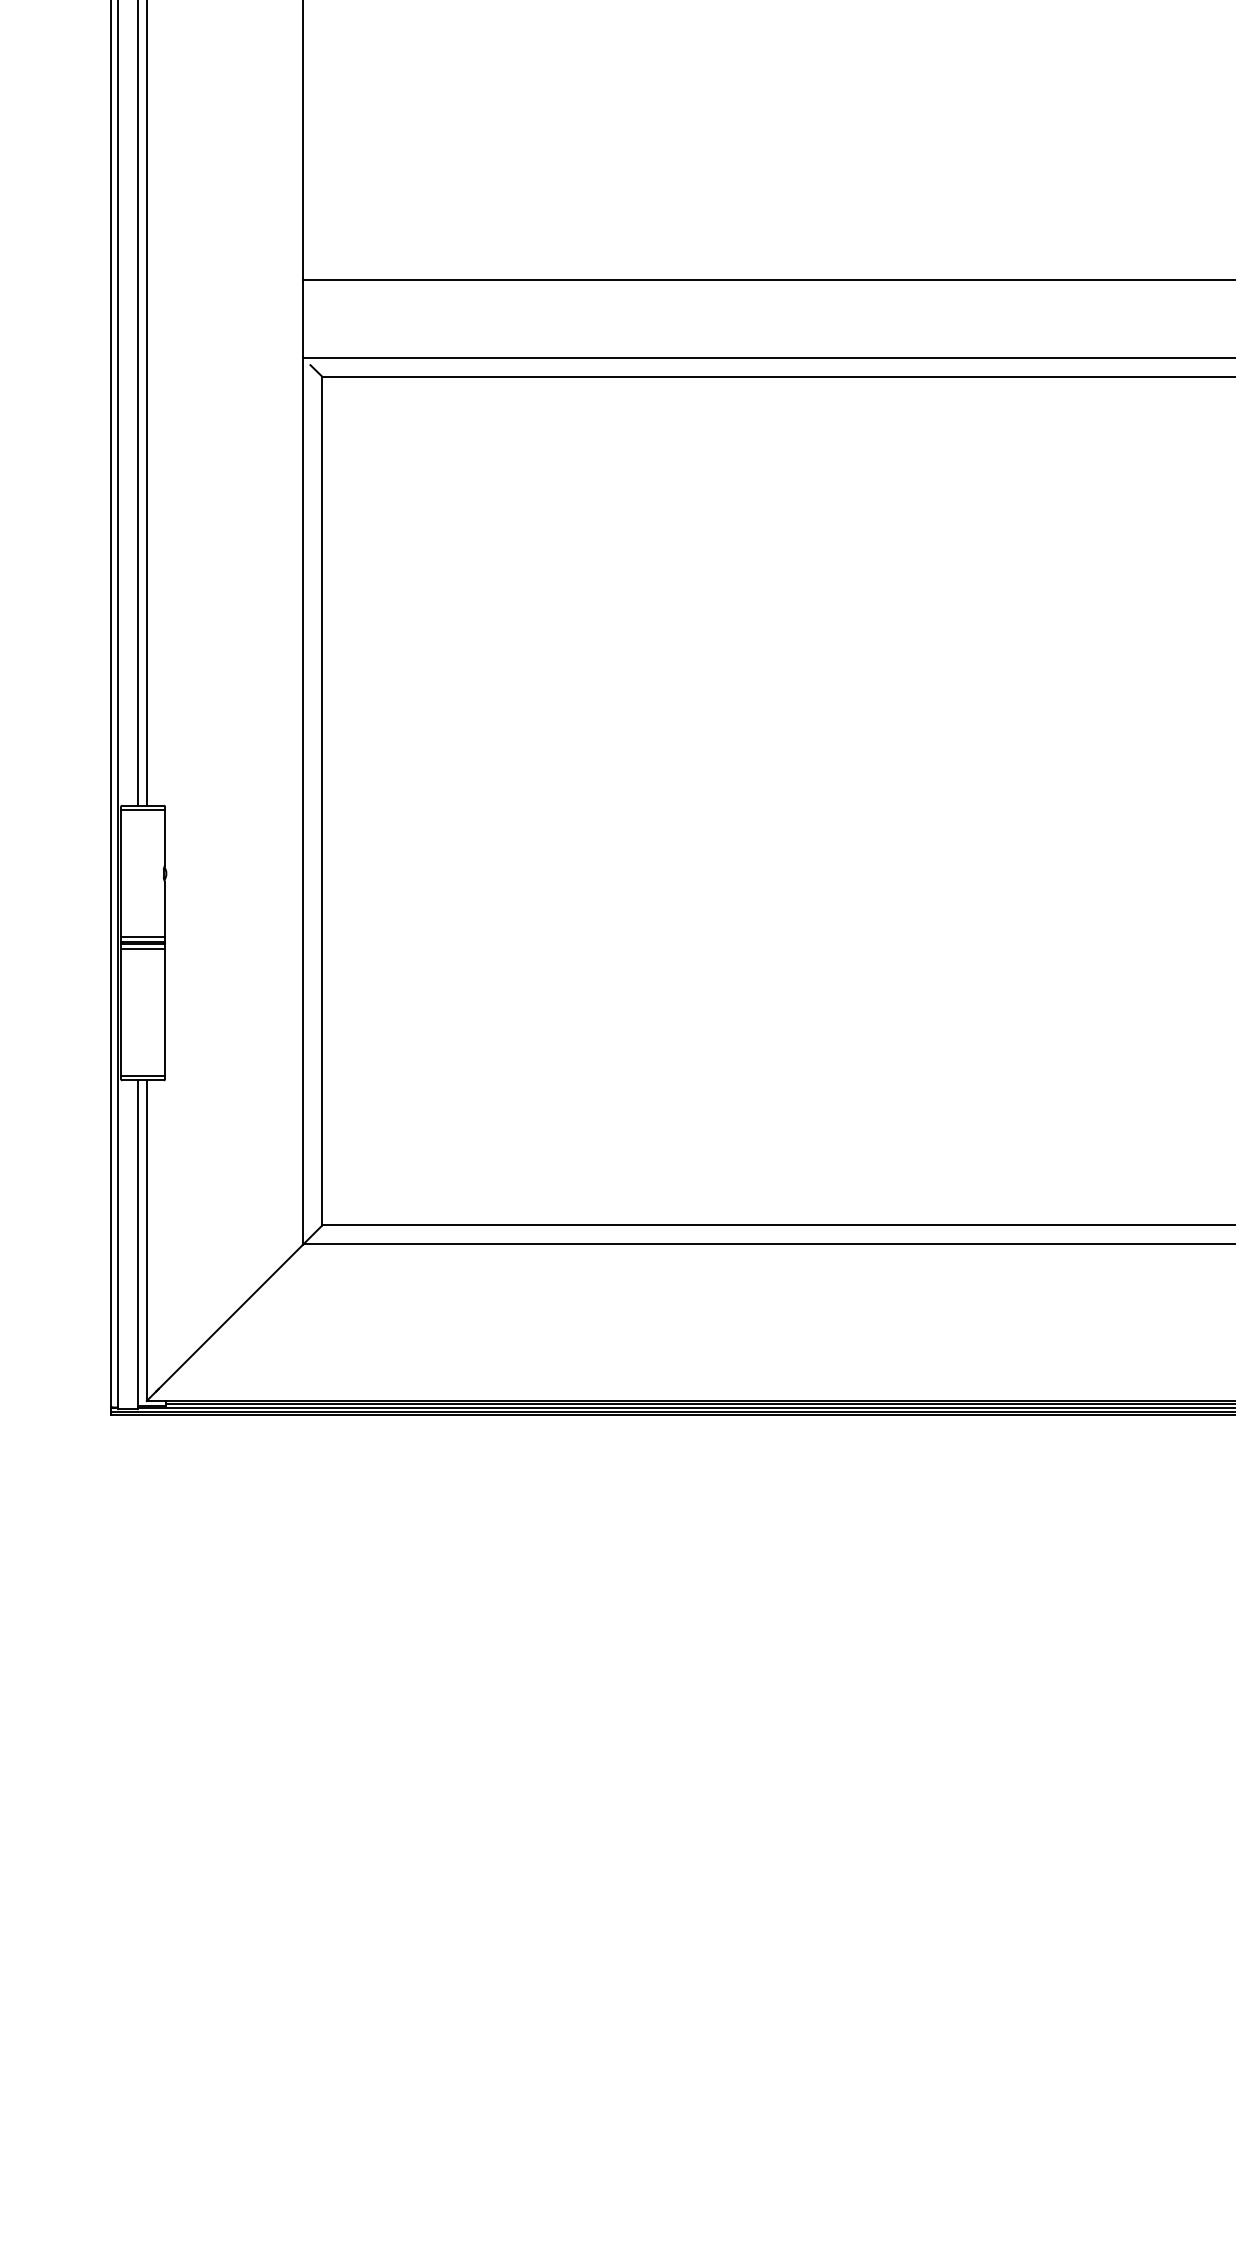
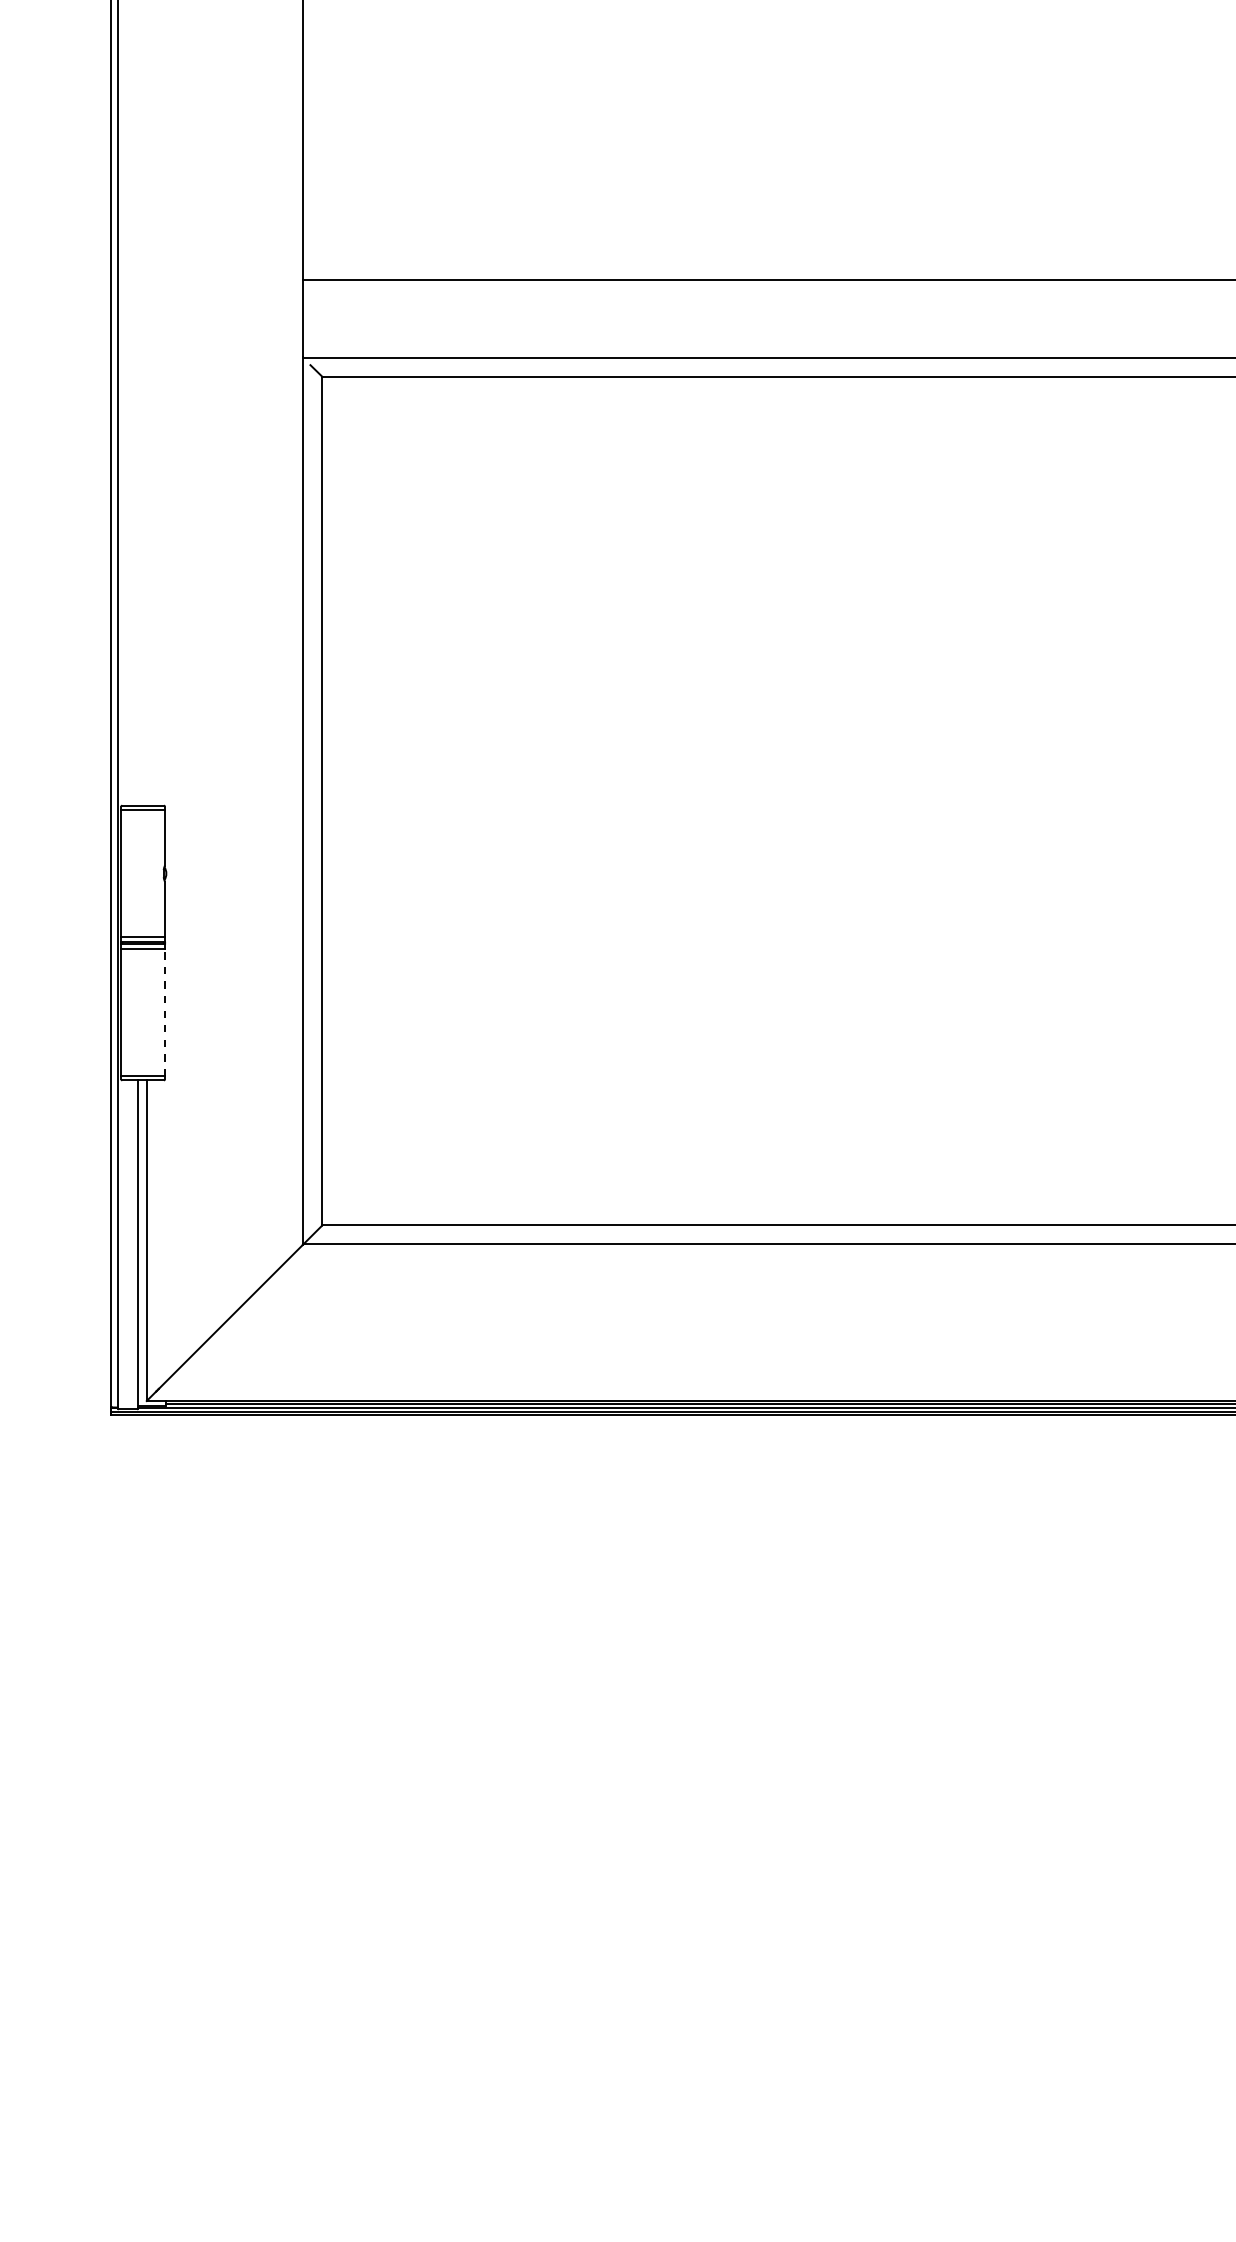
line: present -> none (138, 403)
line: present -> none (146, 403)
line: solid -> dashed (164, 1012)
